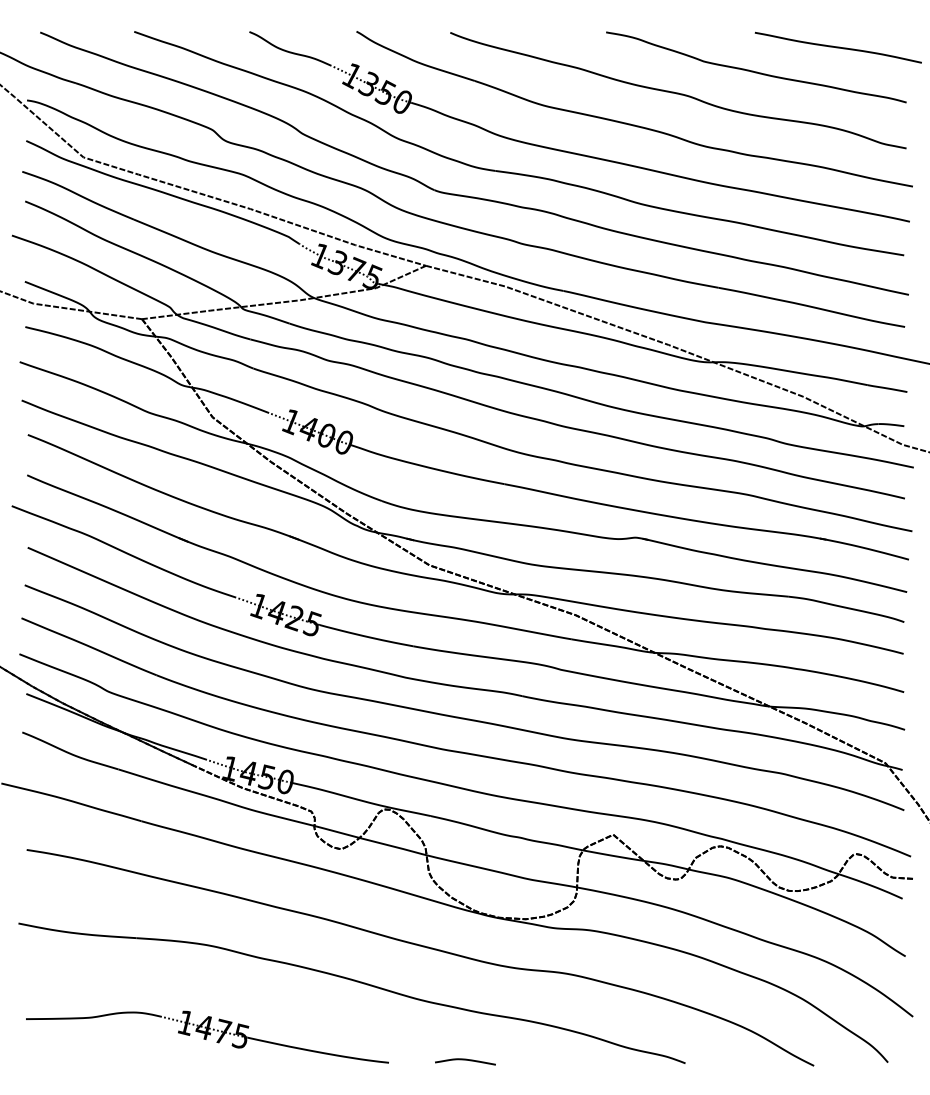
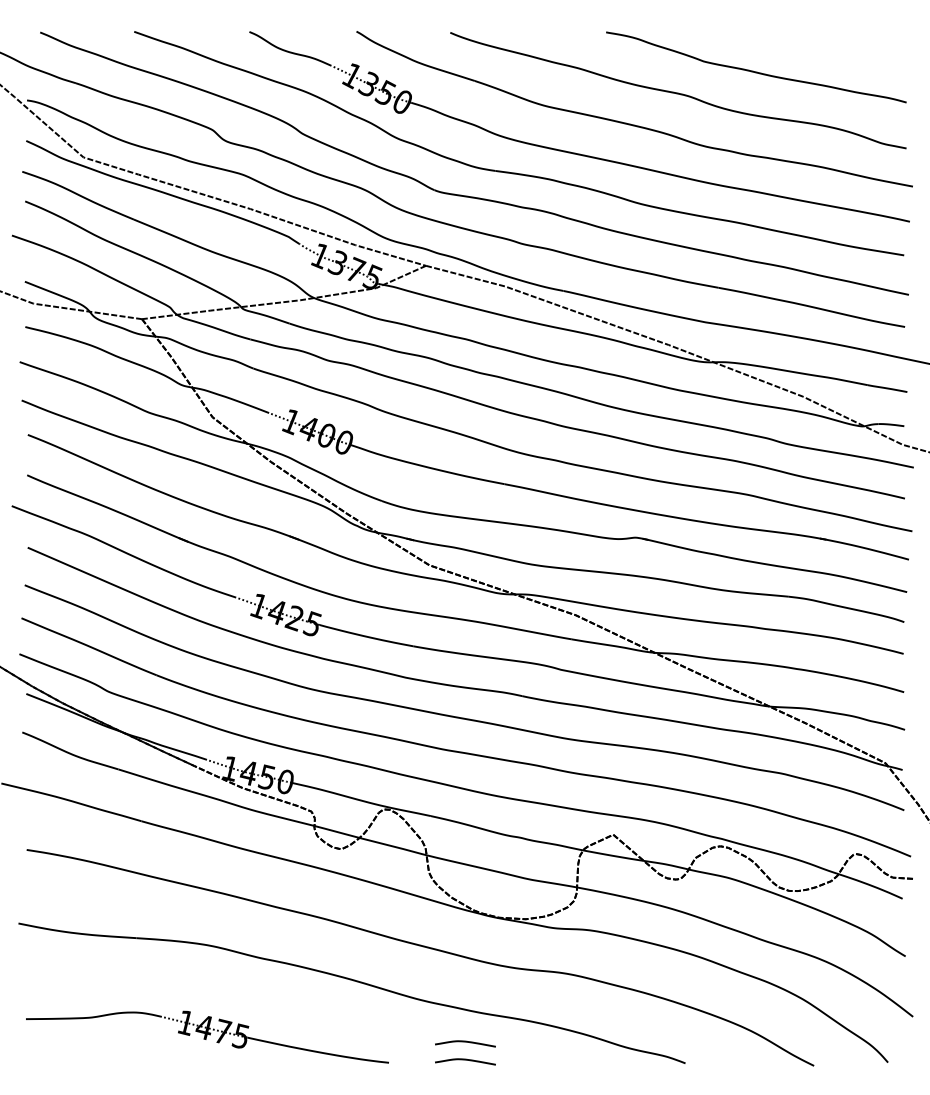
curve: present -> none (837, 47)
curve: none -> present (465, 1042)
